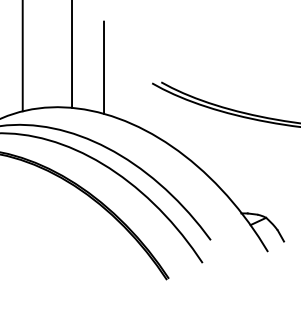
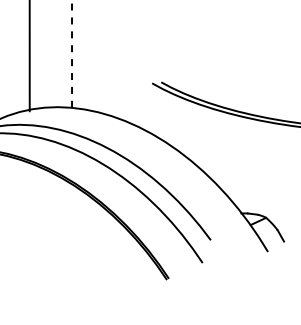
line: solid -> dashed (72, 53)
line position: (22, 56) -> (29, 56) (29, 56)
line: present -> none (104, 67)
